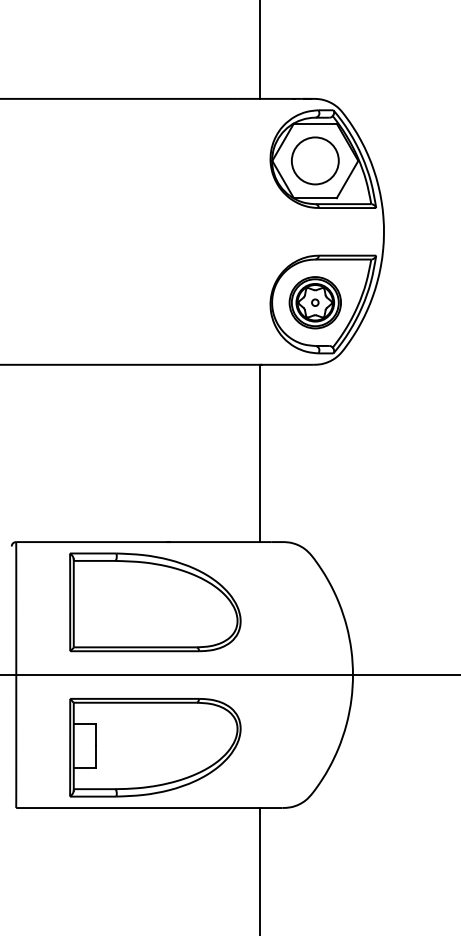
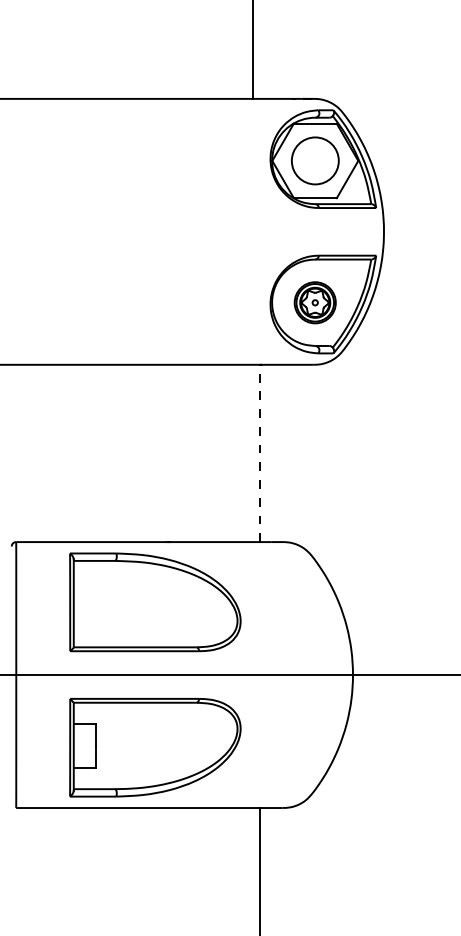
line position: (259, 50) -> (252, 50) (252, 50)
part size: 54x54 px -> 44x44 px (314, 302)
line: solid -> dashed (259, 453)
